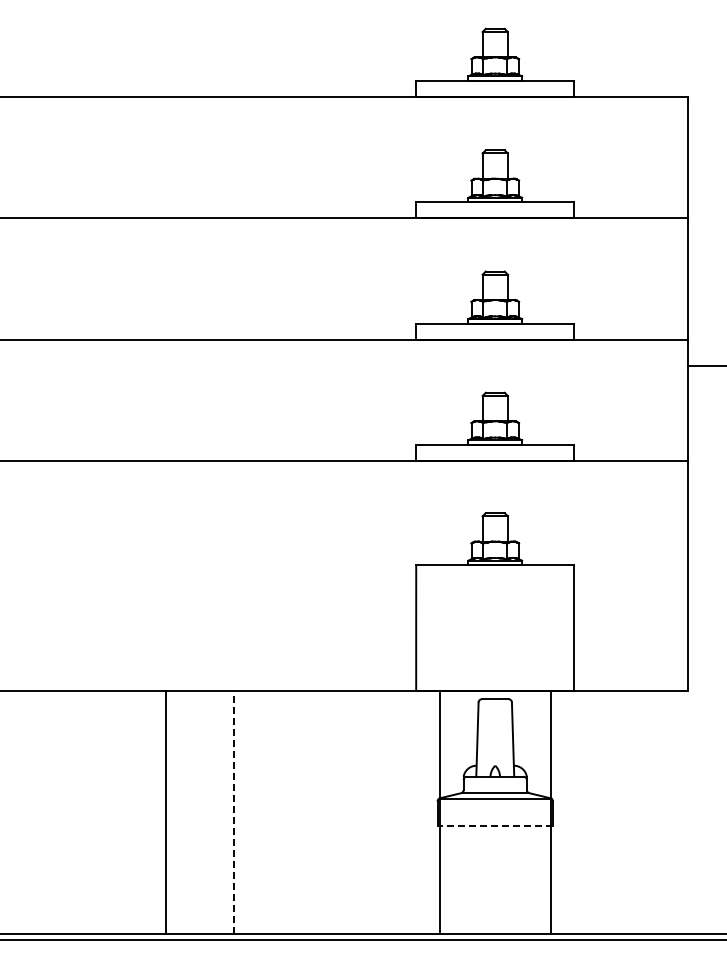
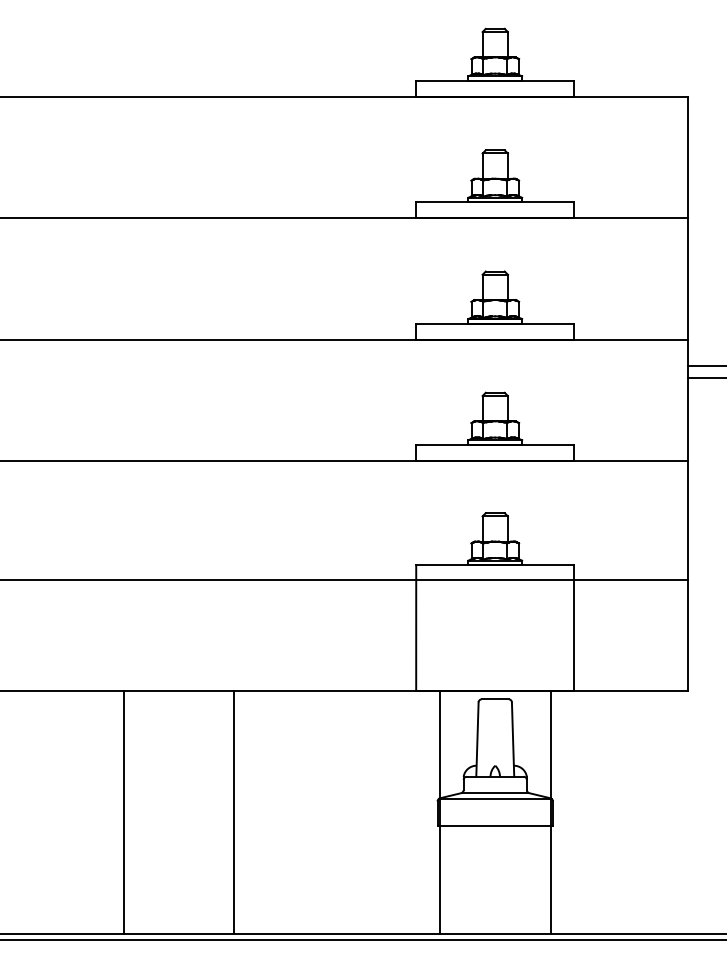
line: none -> present (705, 377)
line: none -> present (345, 580)
line position: (165, 812) -> (123, 812) (123, 812)
line: dashed -> solid (234, 812)
line: dashed -> solid (495, 825)
